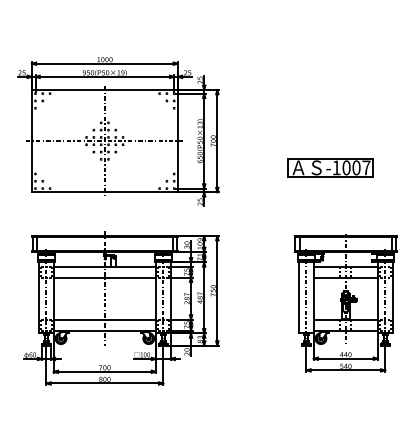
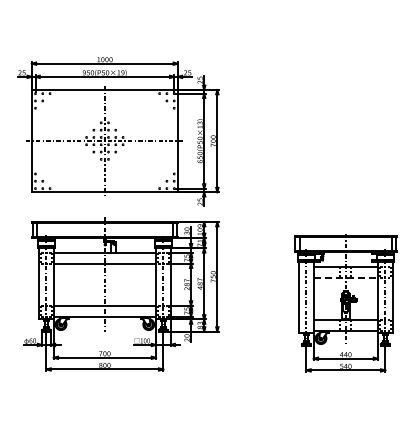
part: present -> none (330, 167)
line: solid -> dashed (346, 277)
part position: (121, 308) -> (121, 294) (121, 294)
